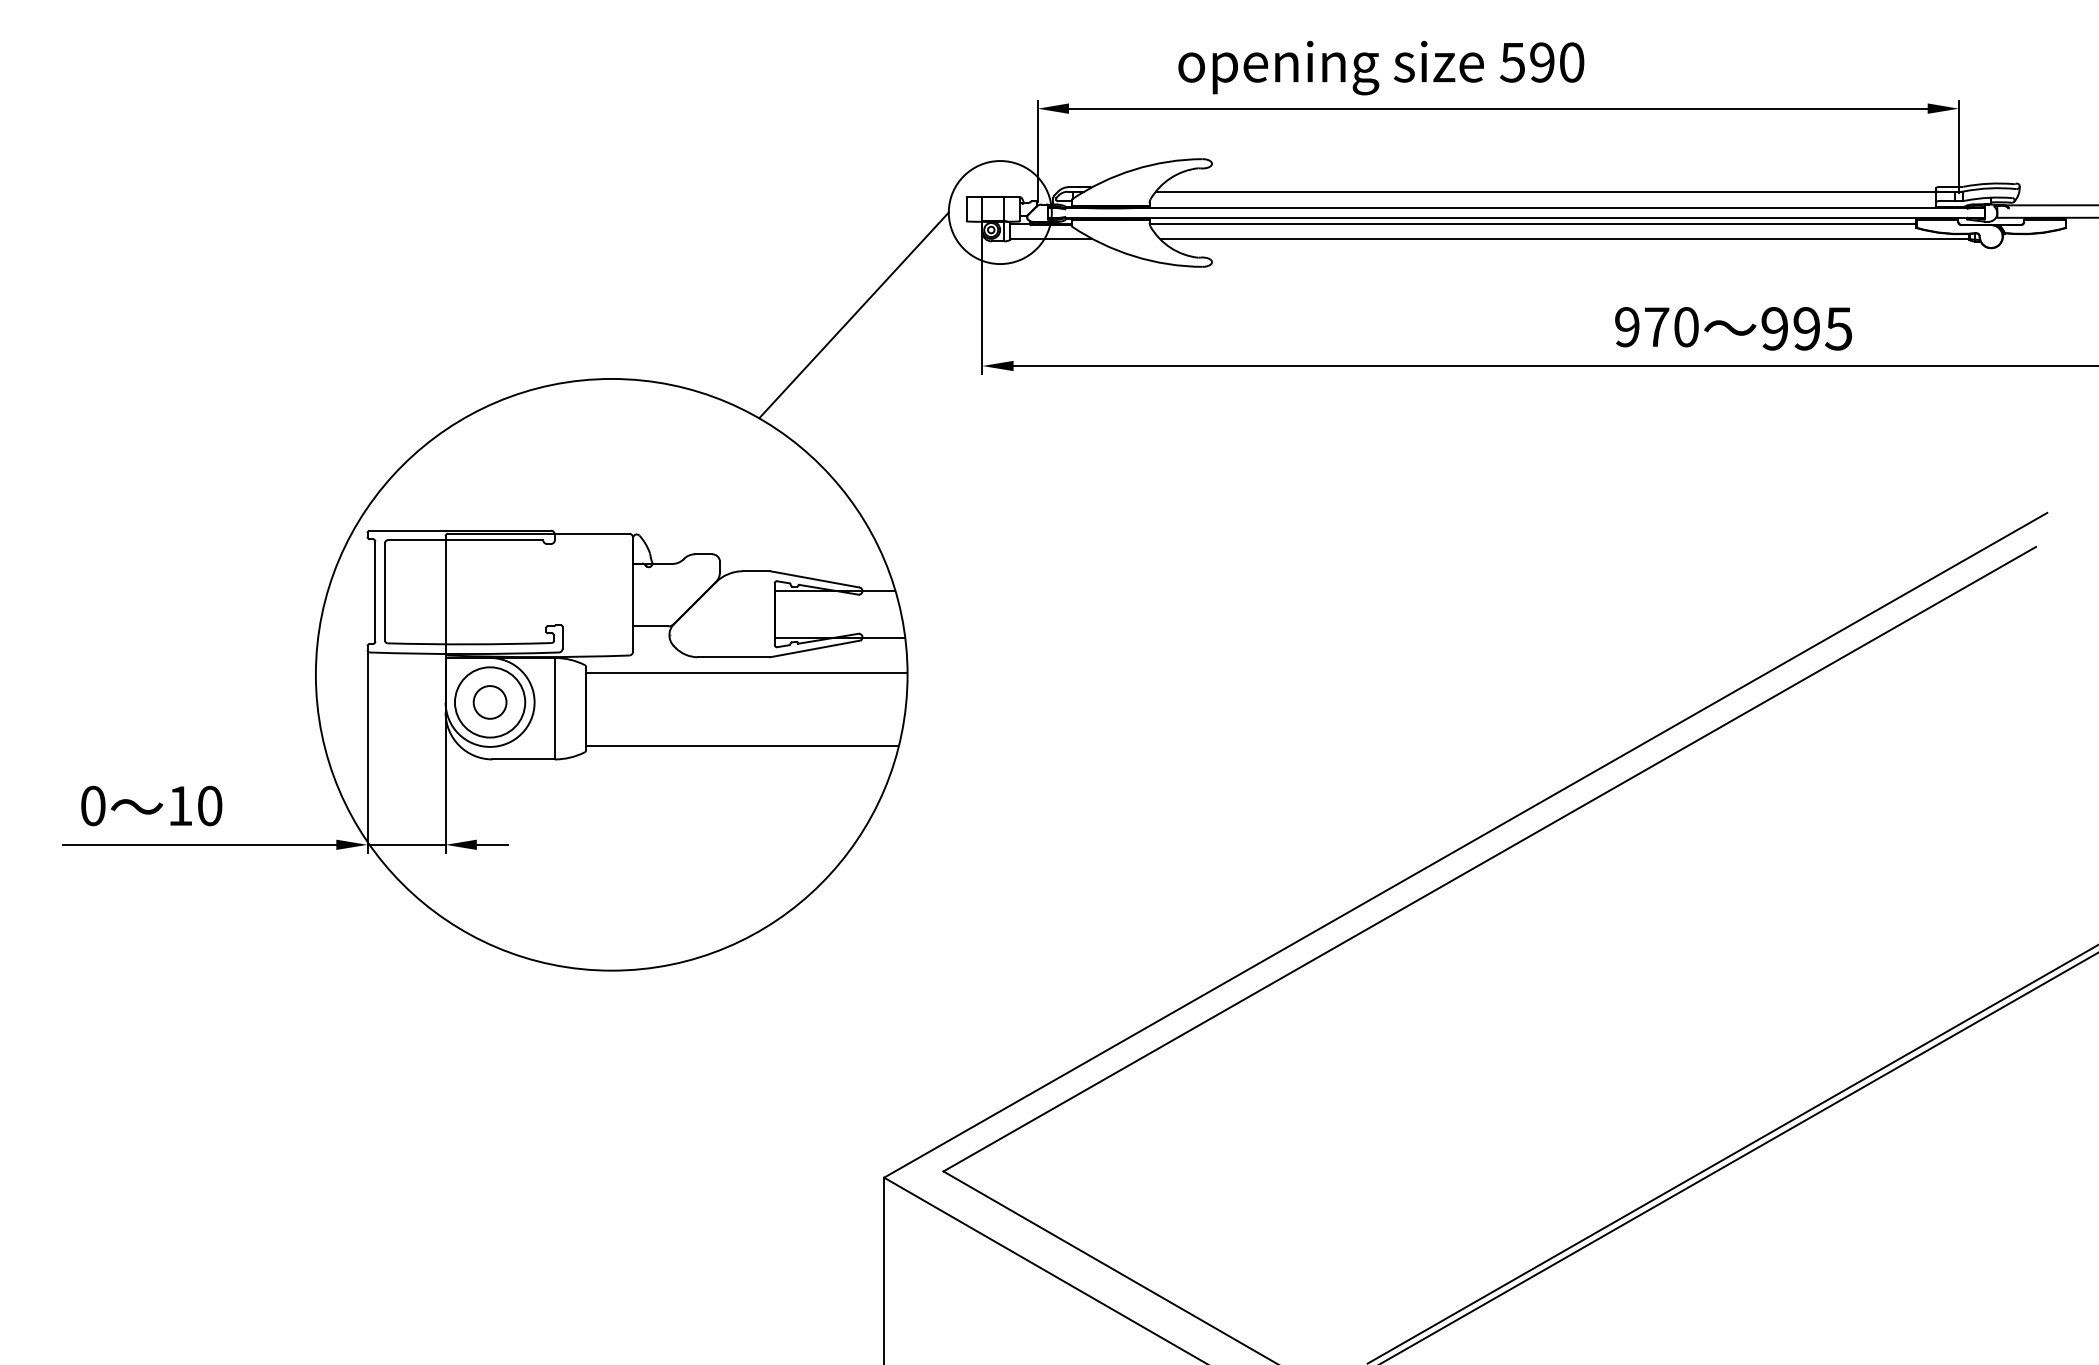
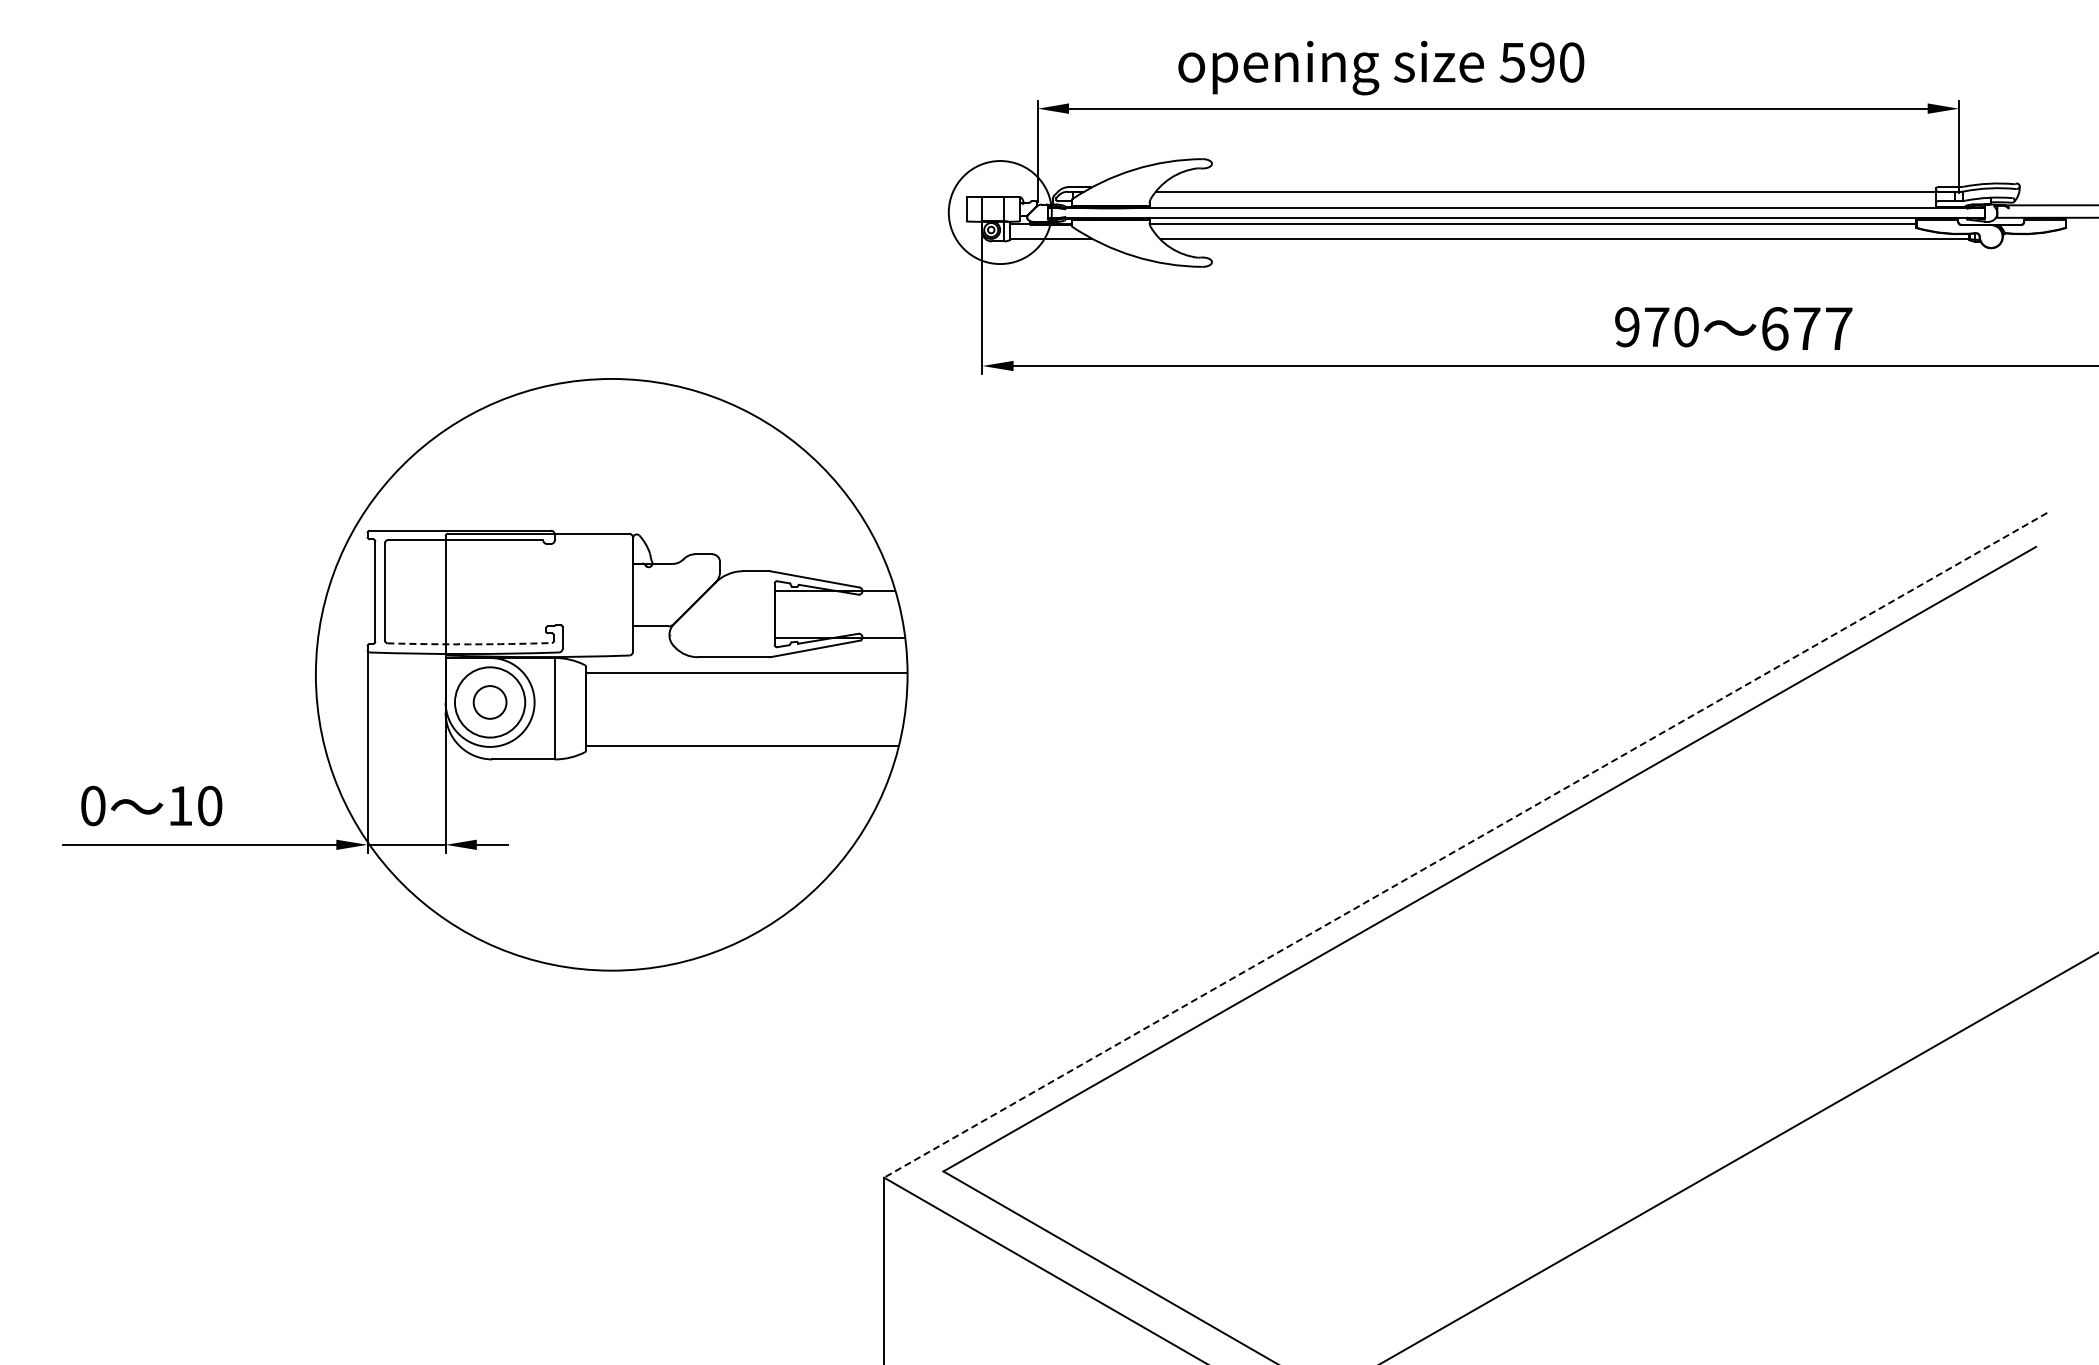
line: present -> none (853, 315)
text: 995 -> 677 (1806, 328)
arc: solid -> dashed (469, 644)
line: solid -> dashed (1465, 845)
line: present -> none (1733, 1153)
